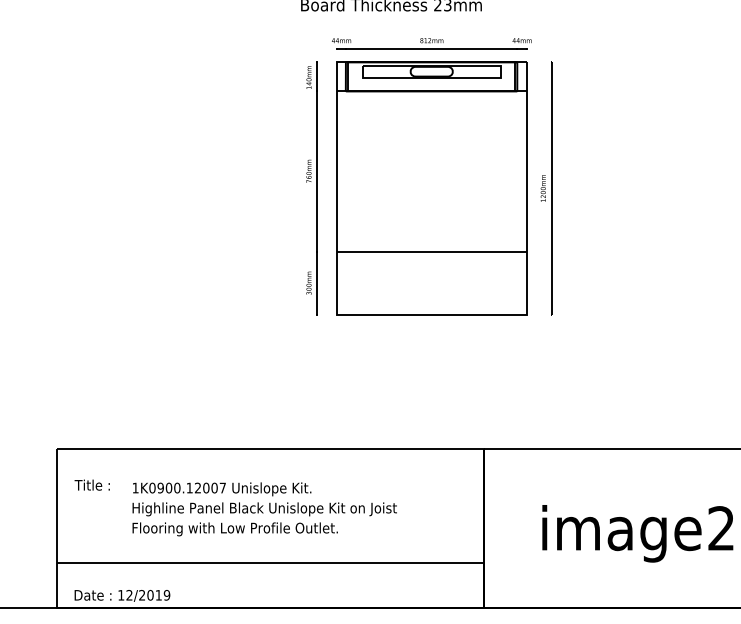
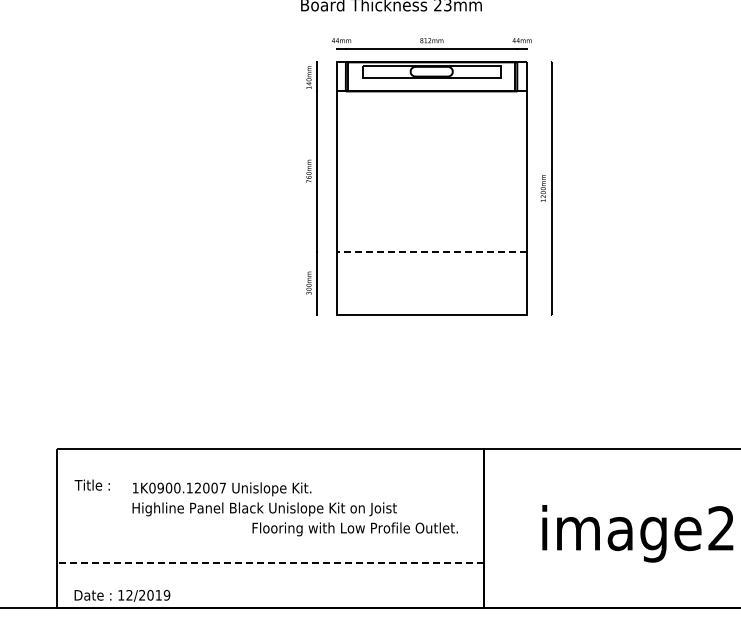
line: solid -> dashed (431, 251)
text position: (234, 529) -> (354, 529) (354, 529)
line: solid -> dashed (270, 563)
